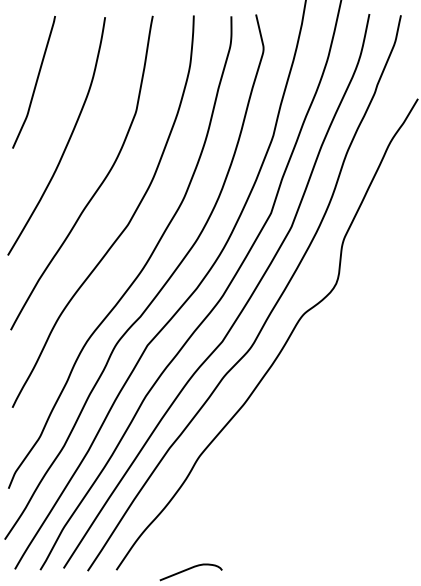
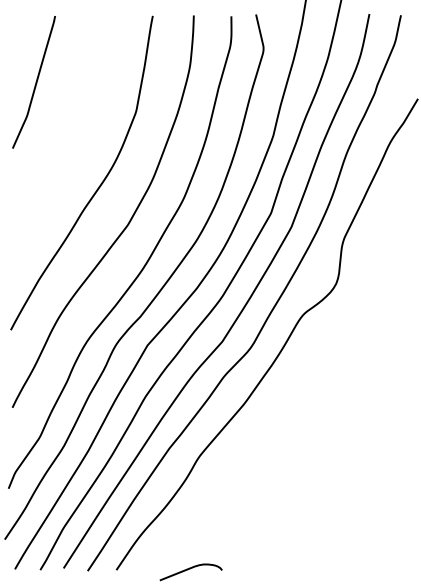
curve: present -> none (67, 141)
